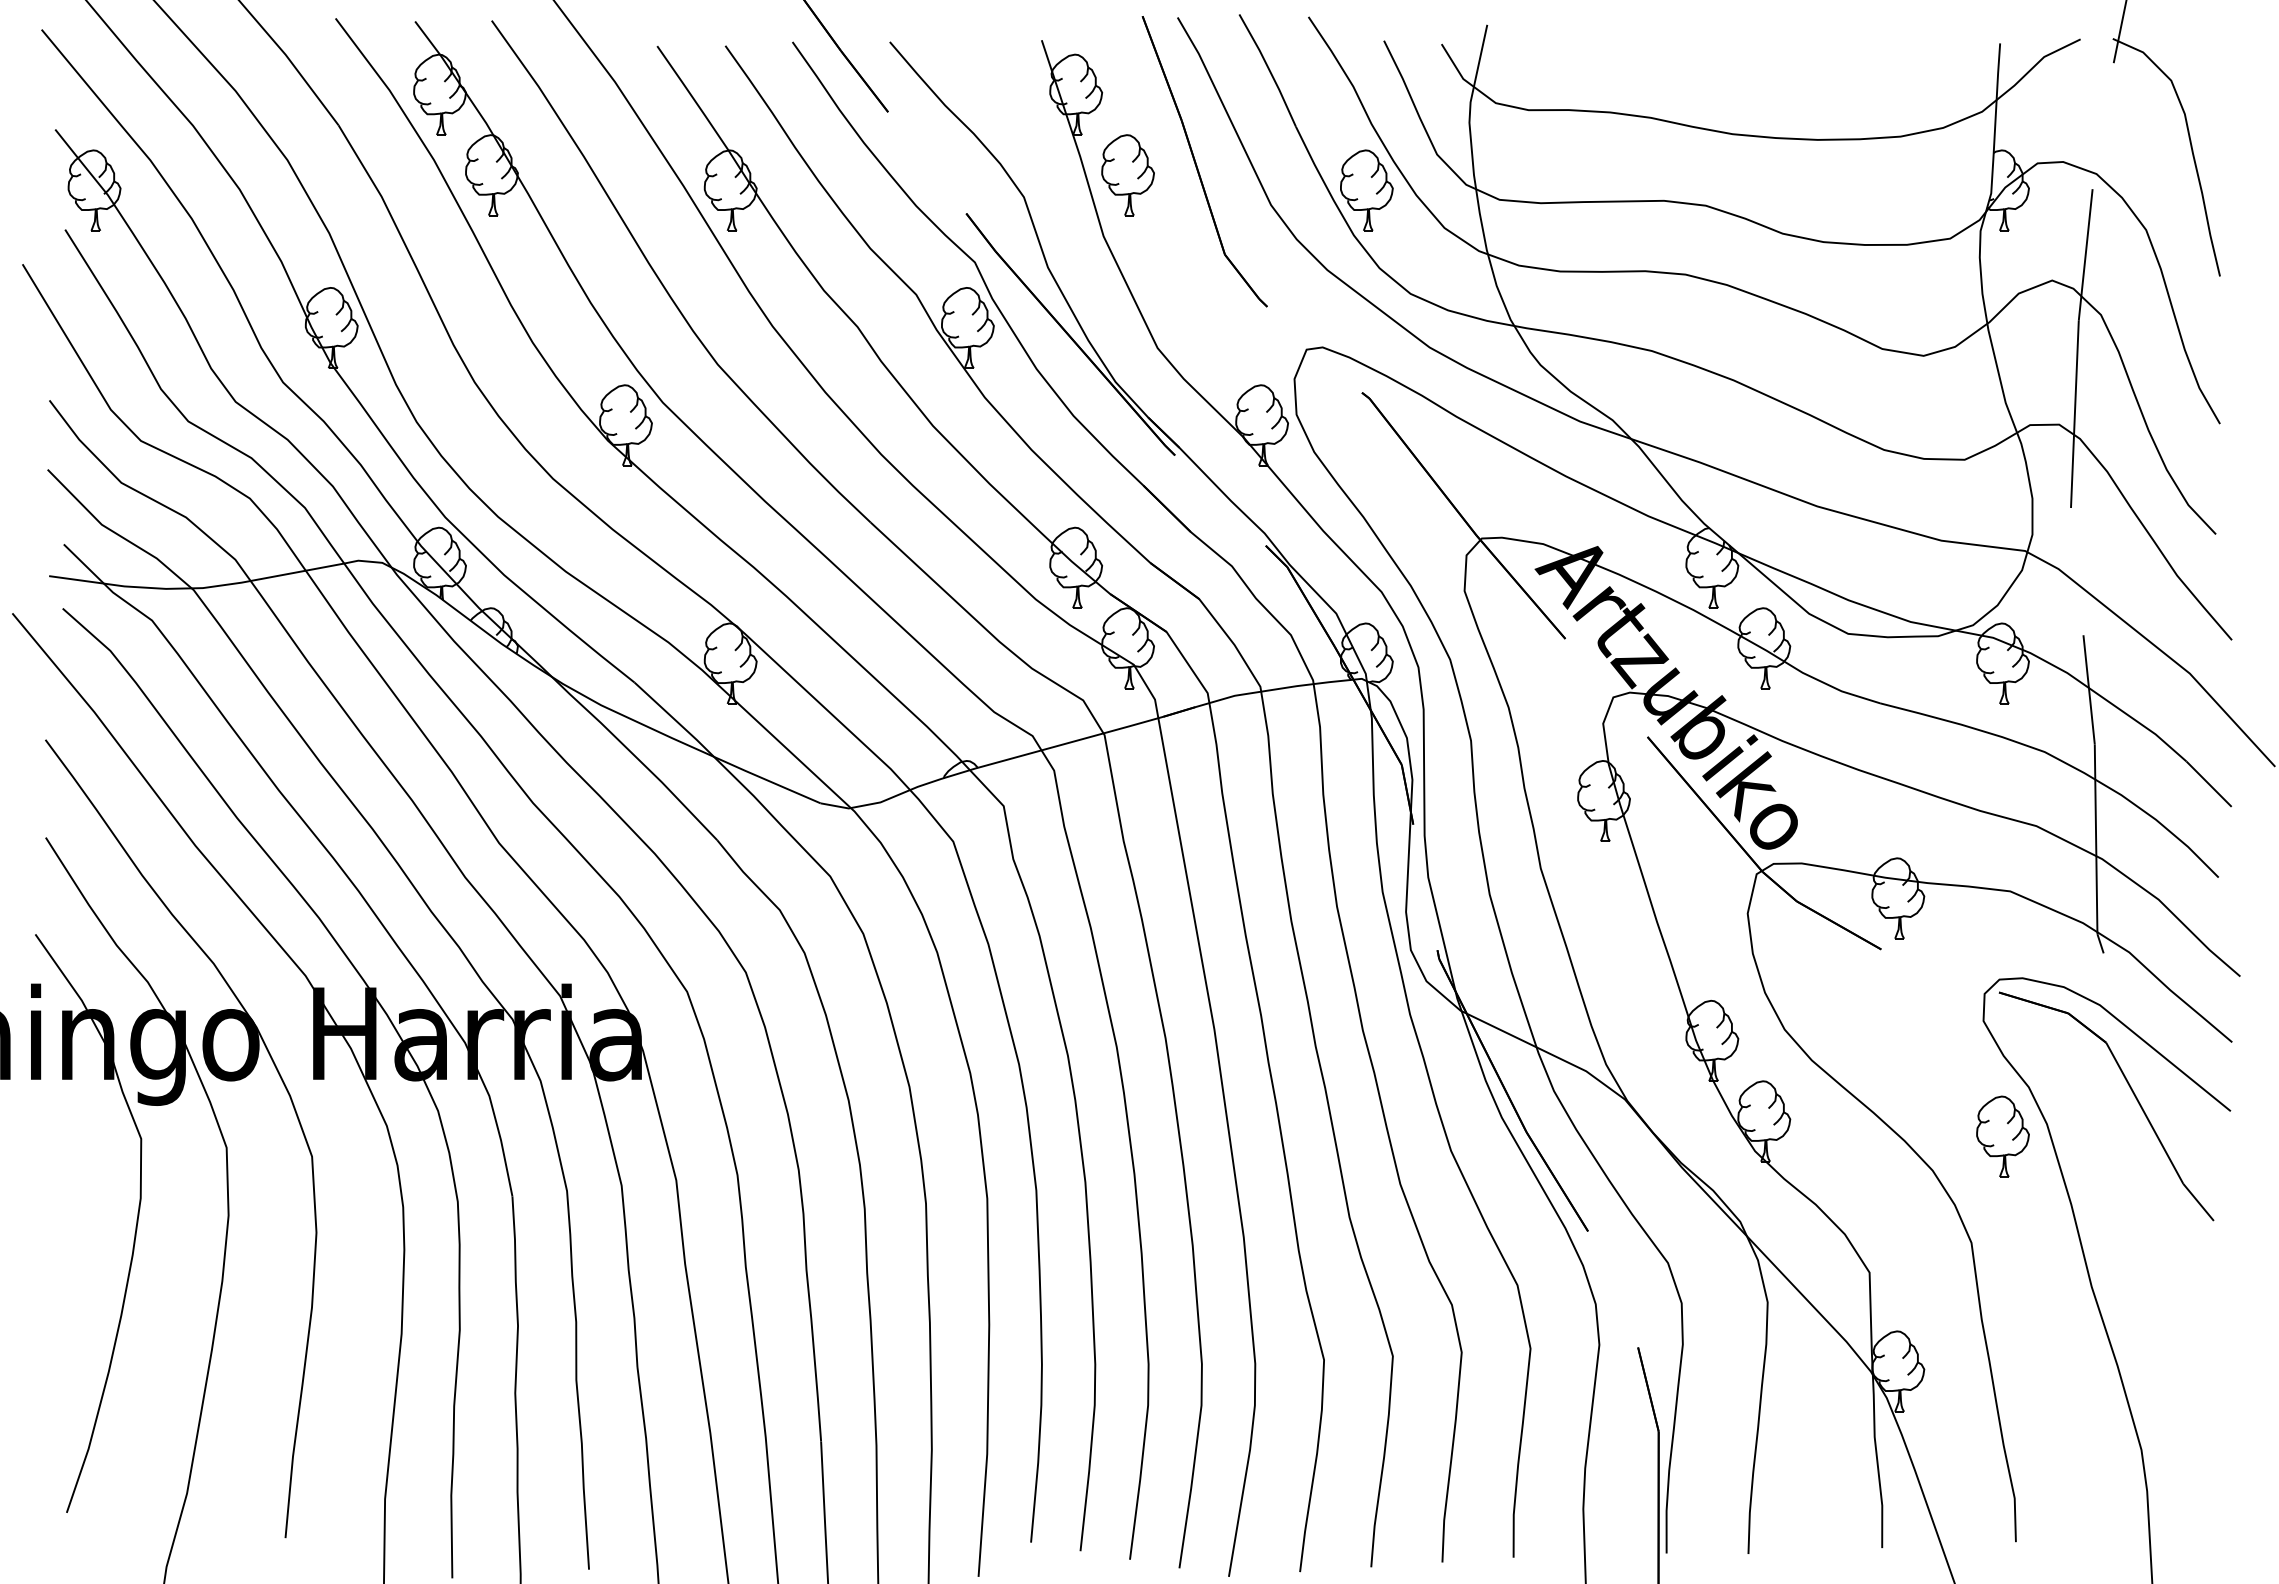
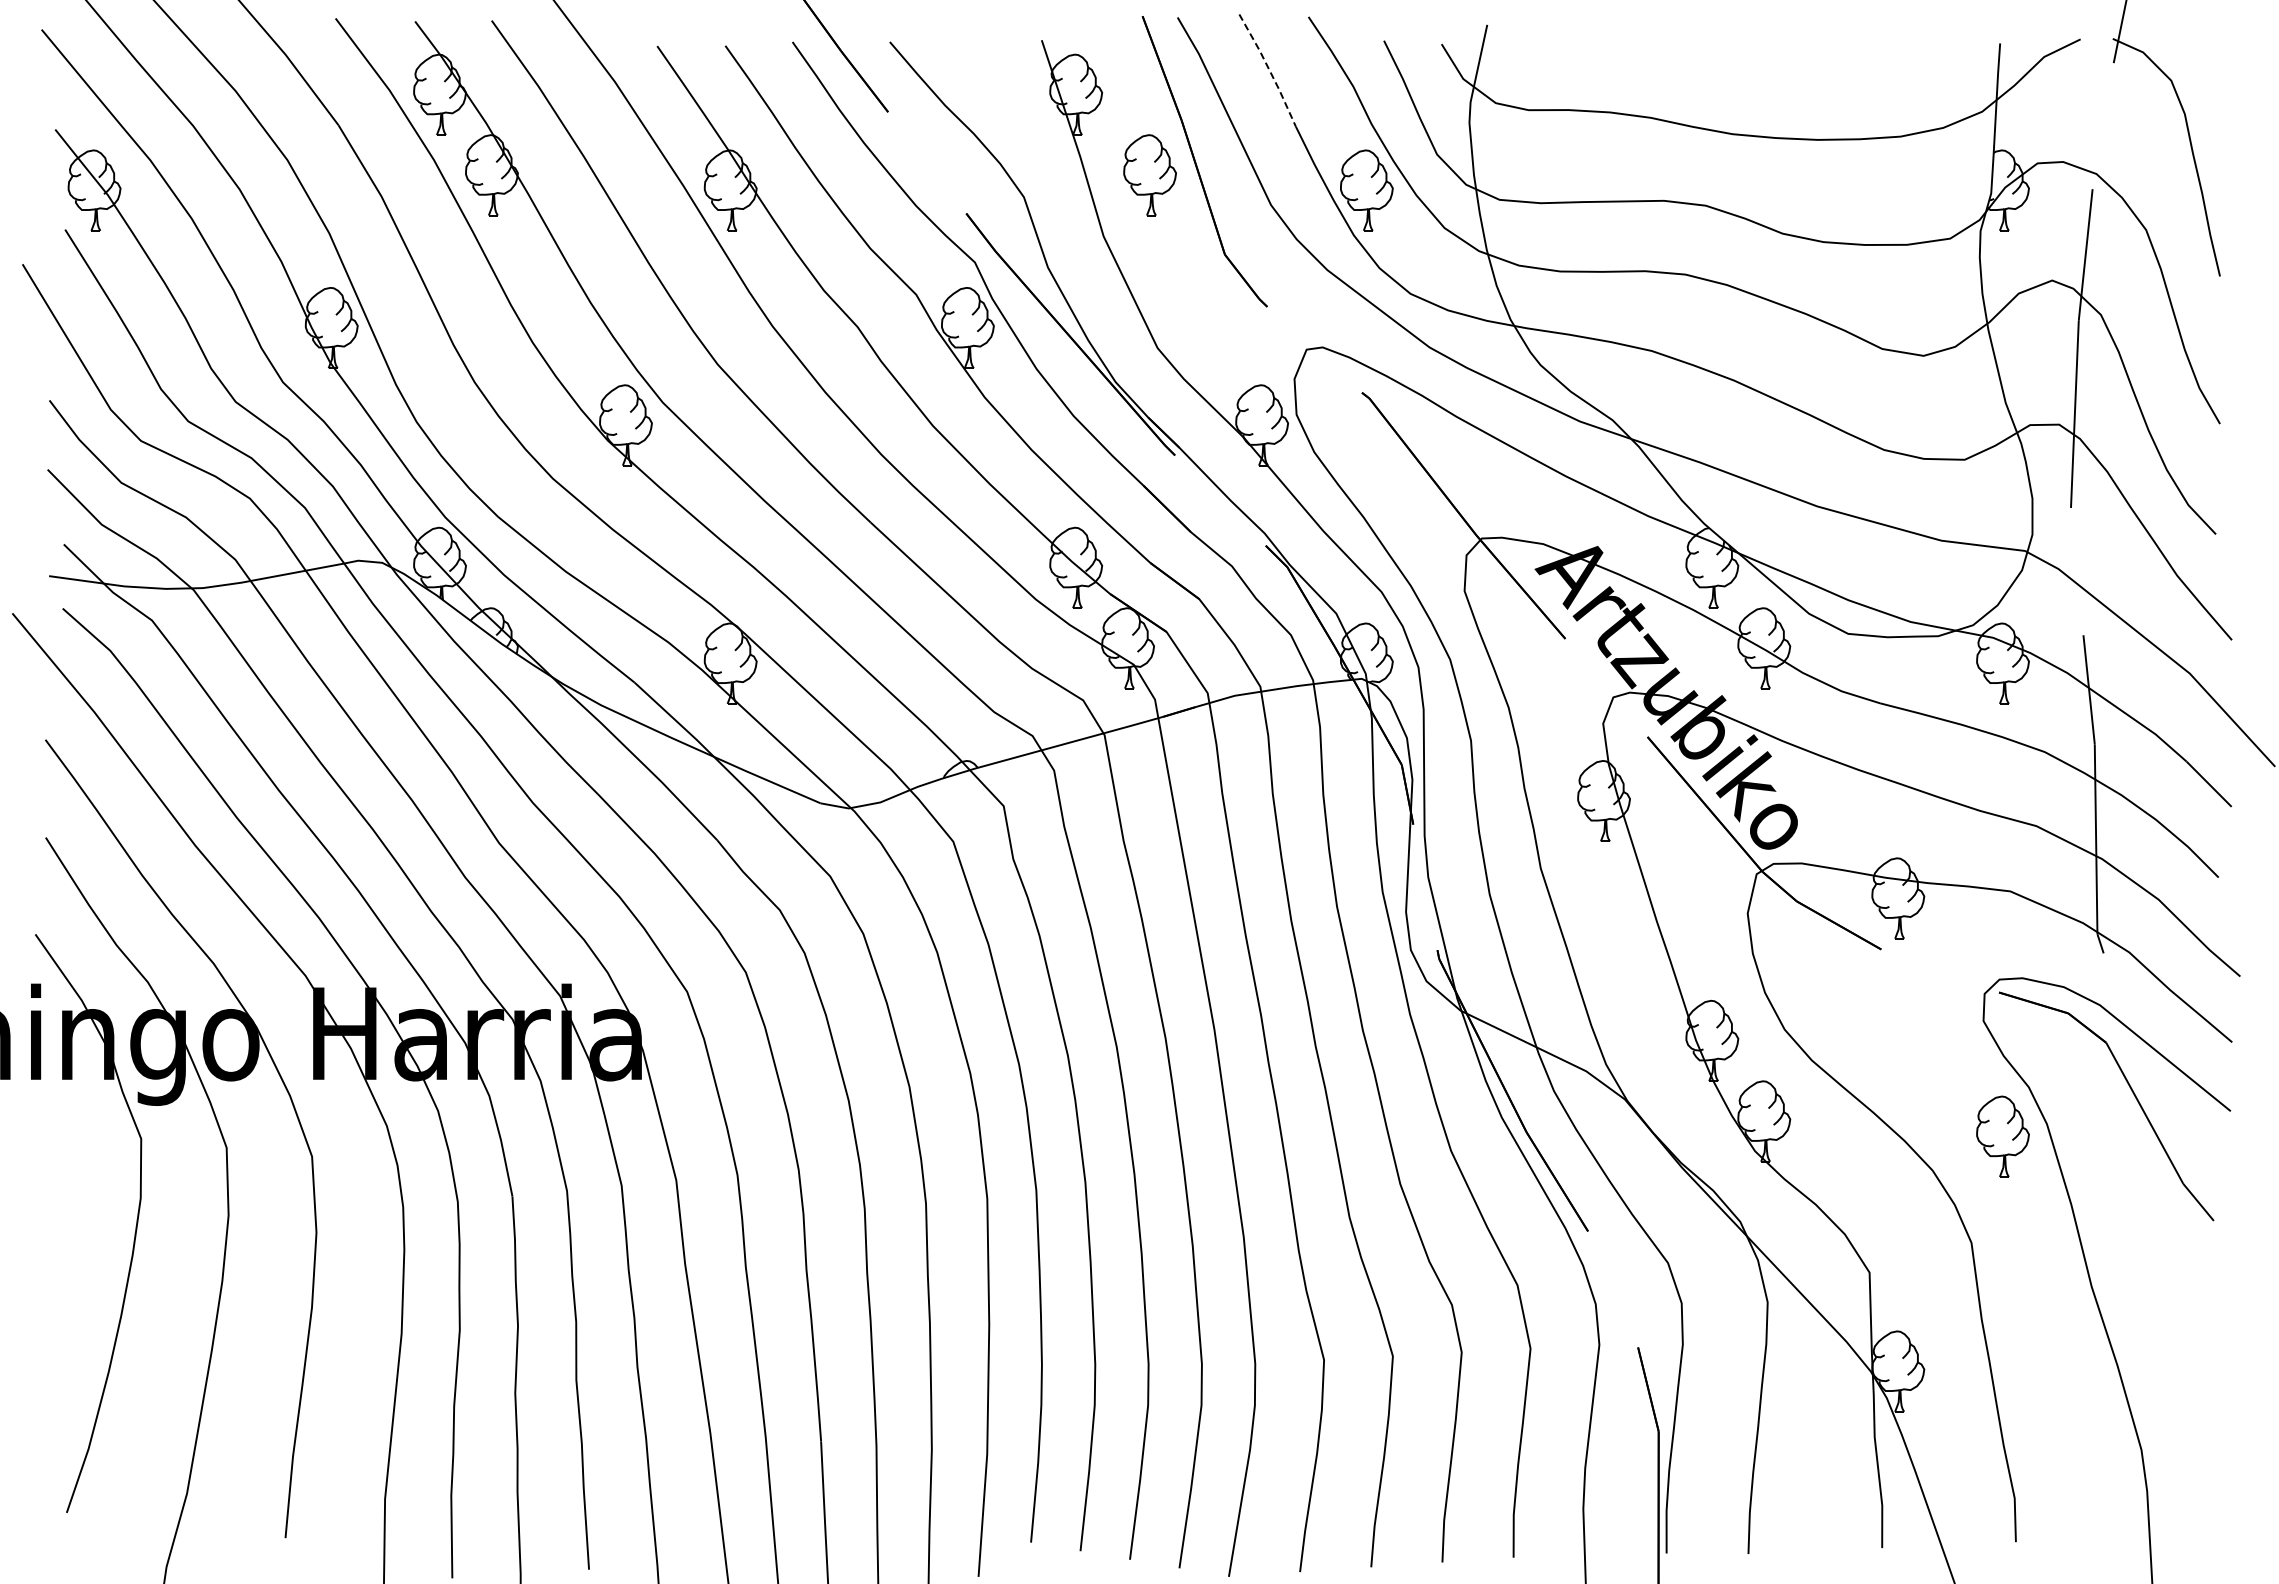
line: solid -> dashed (1269, 69)
part position: (1127, 175) -> (1149, 175) (1149, 175)
